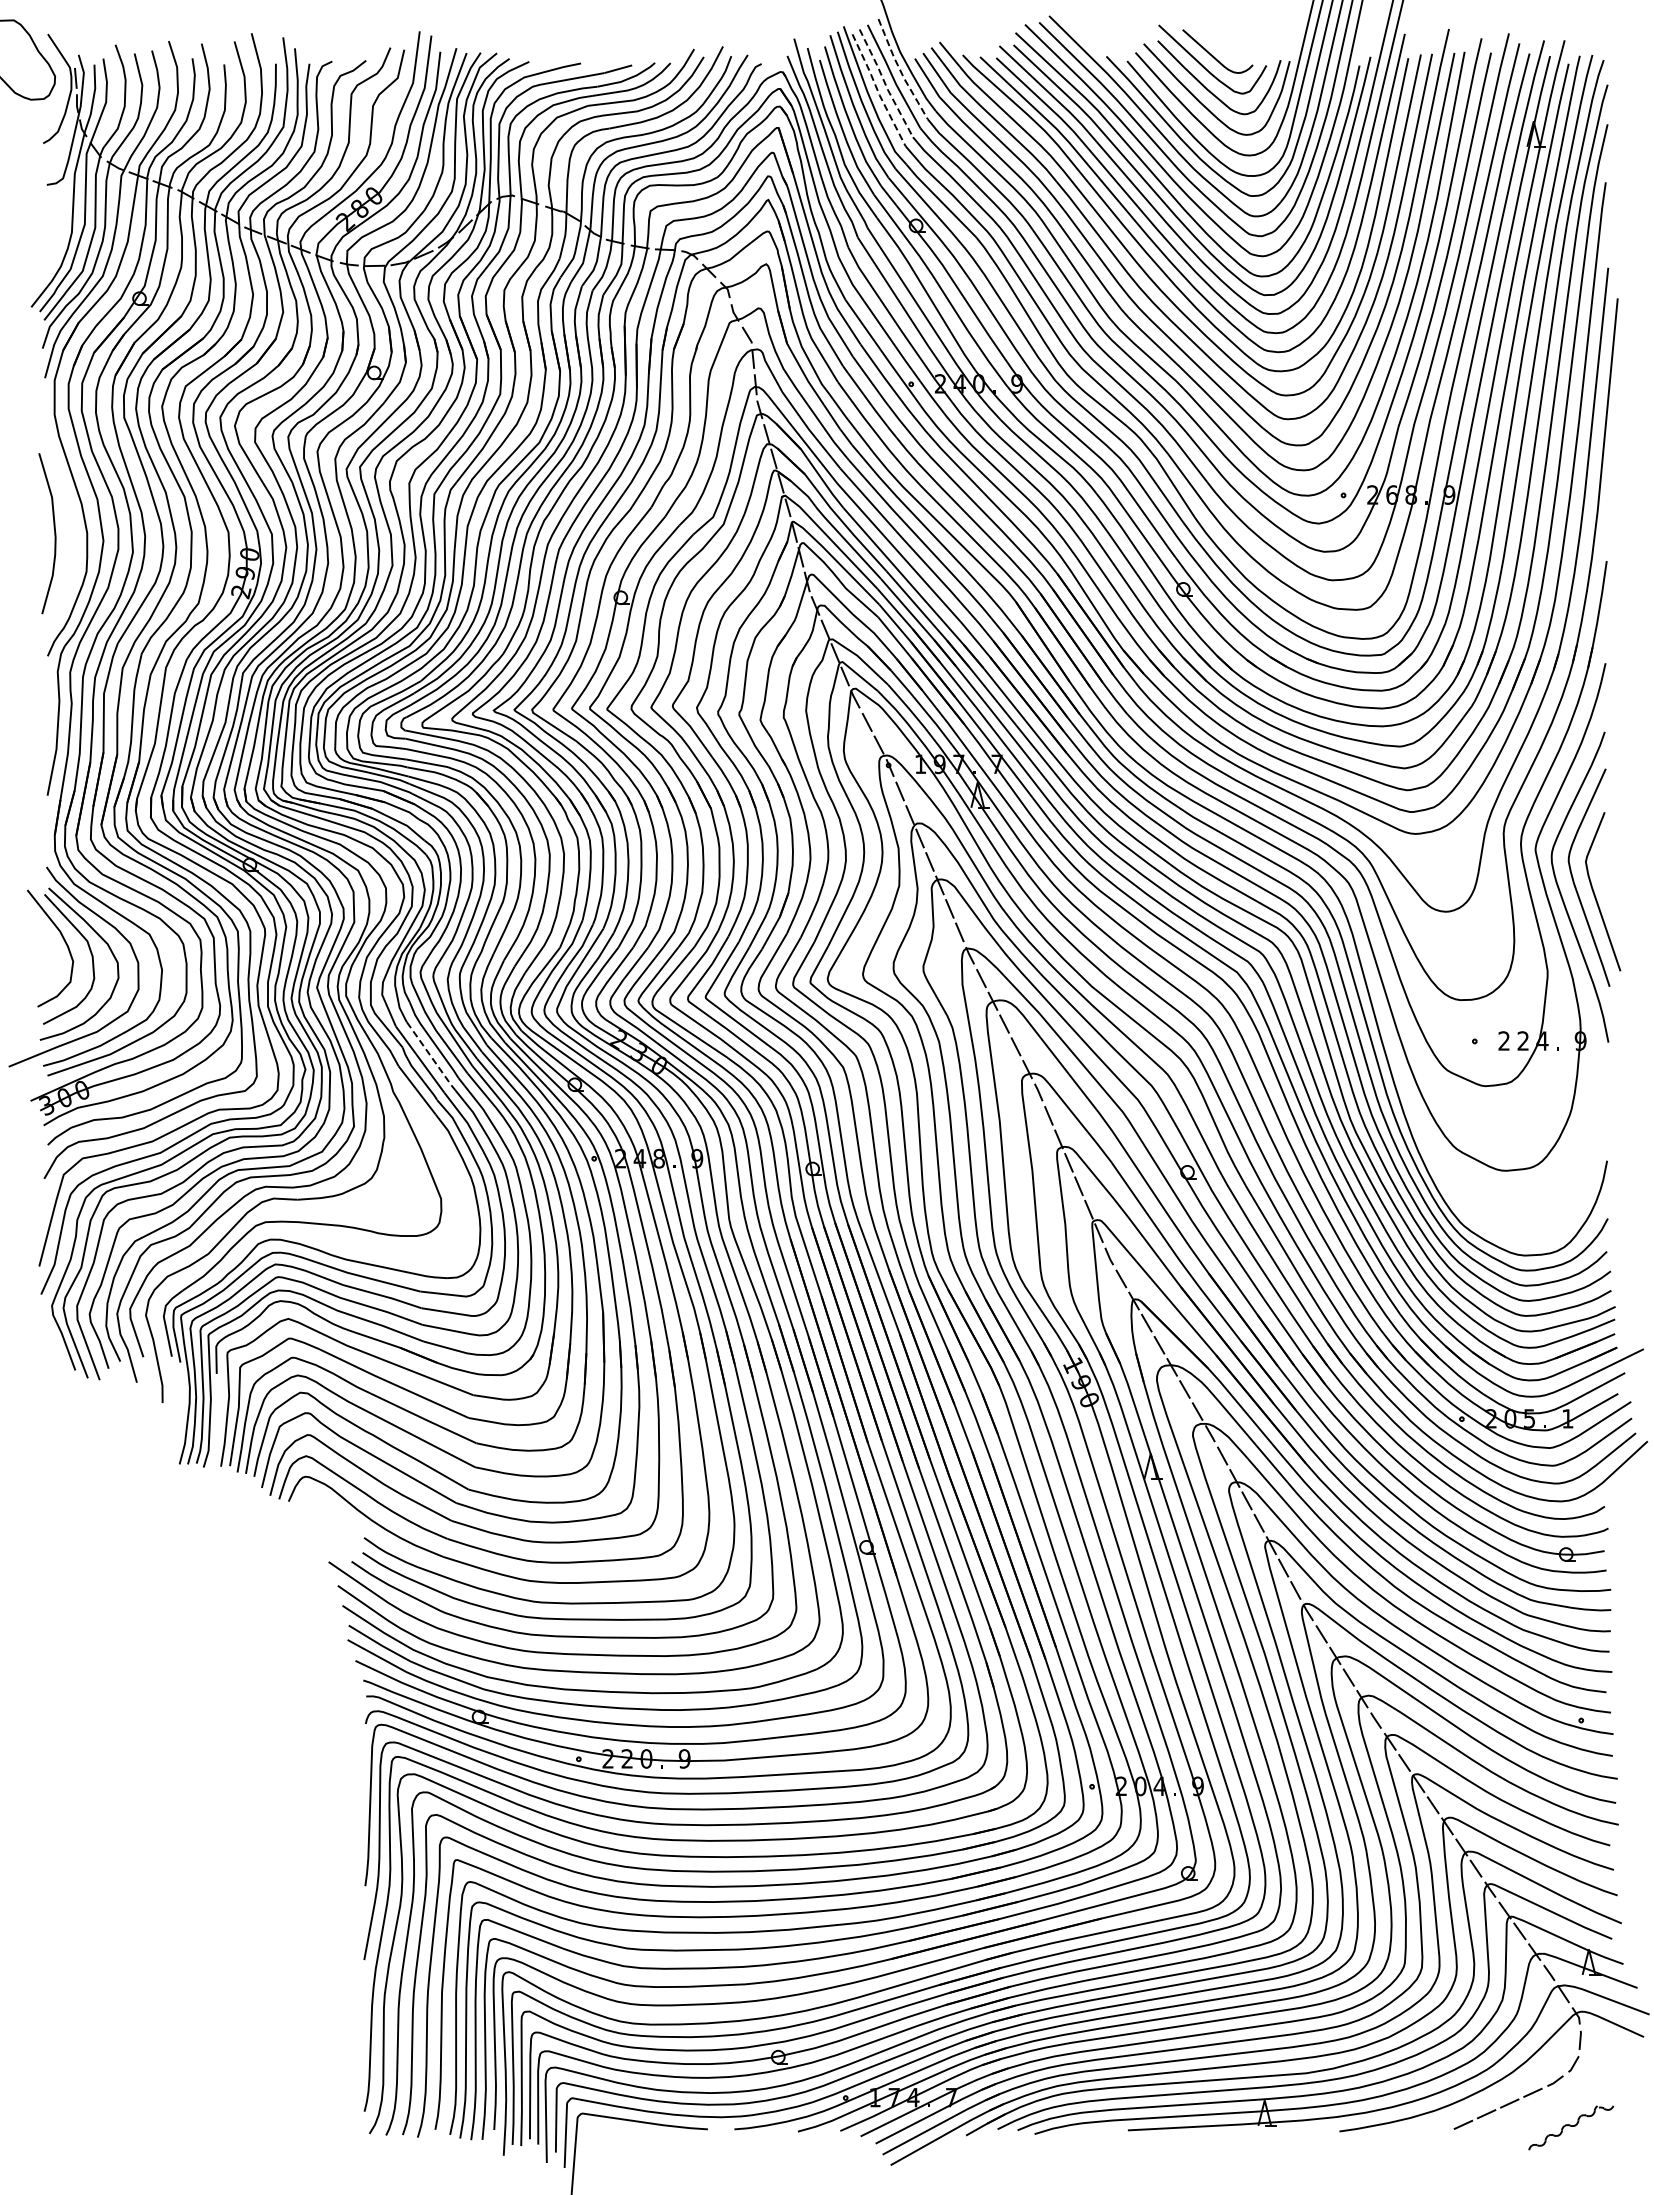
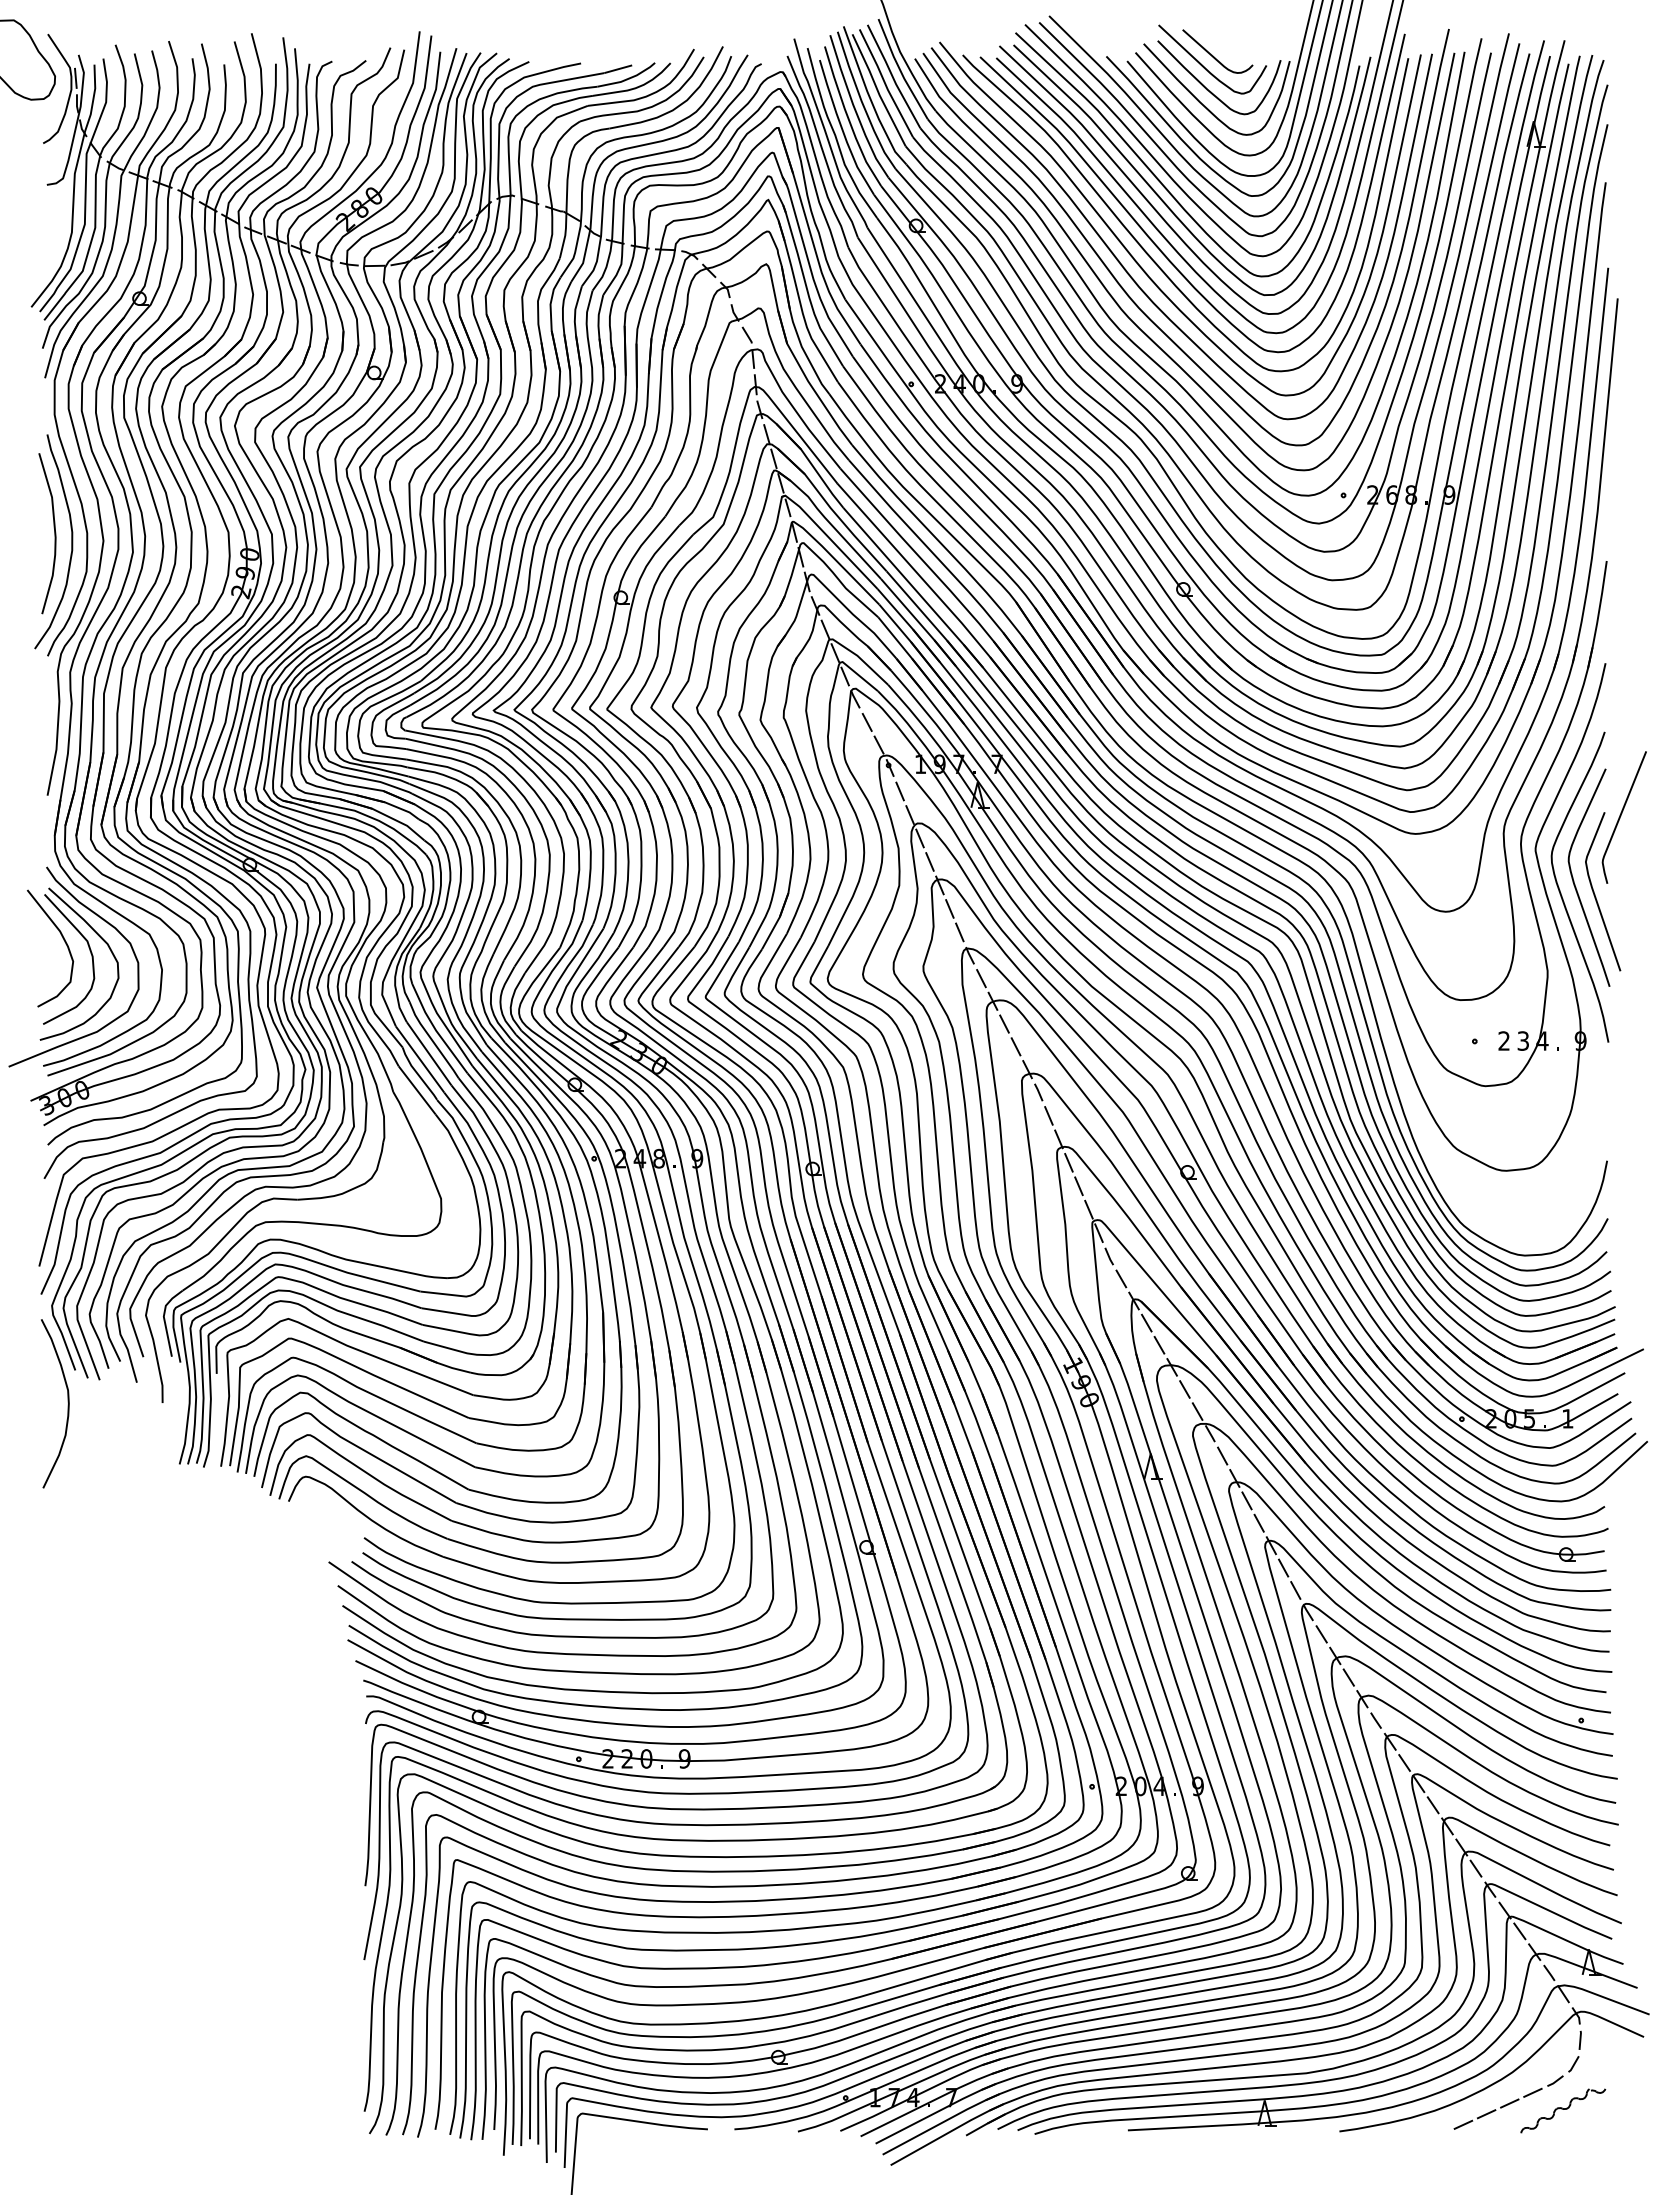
line: dashed -> solid (900, 70)
line: dashed -> solid (885, 83)
line: dashed -> solid (877, 91)
curve: none -> present (71, 541)
curve: none -> present (1621, 816)
text: 2 -> 3 (1522, 1040)
line: dashed -> solid (429, 1053)
curve: none -> present (67, 1402)
part position: (1571, 2127) -> (1563, 2110) (1563, 2110)
